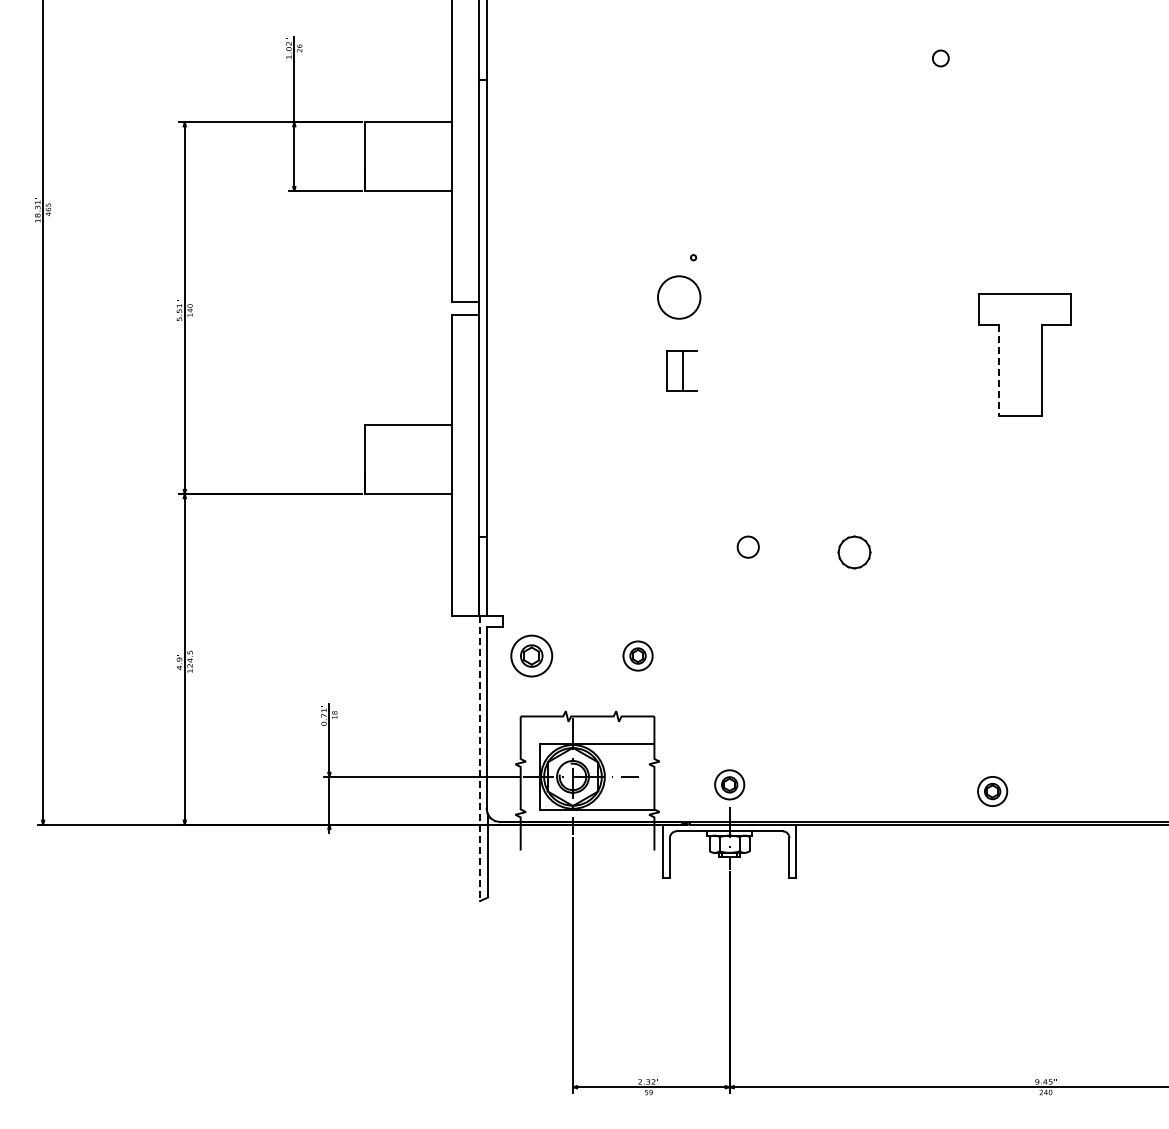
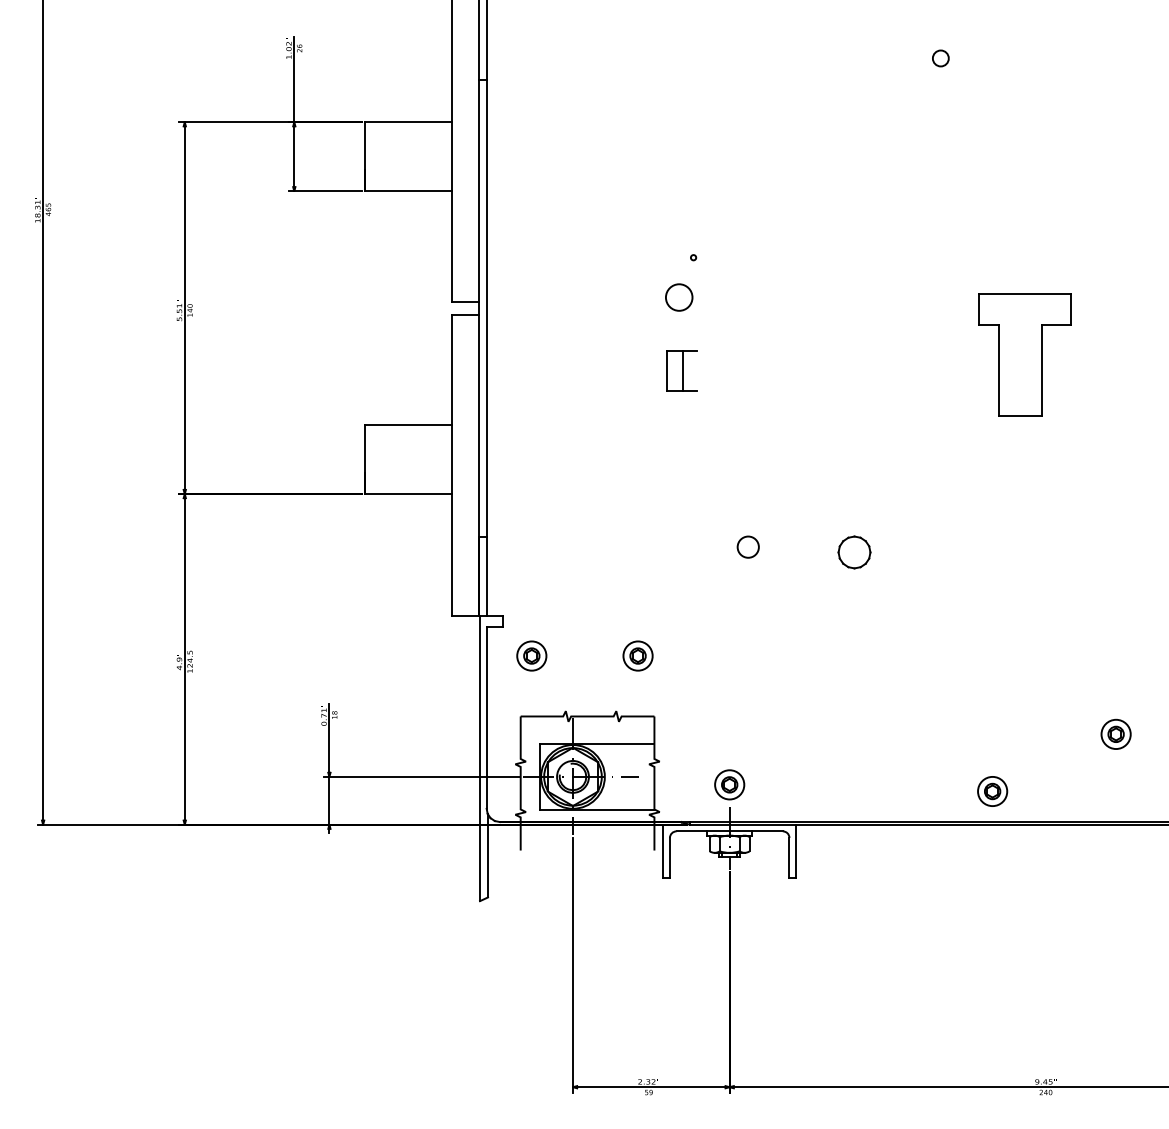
circle diameter: 42 px -> 27 px (678, 297)
line: dashed -> solid (999, 371)
part size: 44x44 px -> 32x32 px (531, 655)
part: none -> present (1115, 733)
line: dashed -> solid (480, 759)
